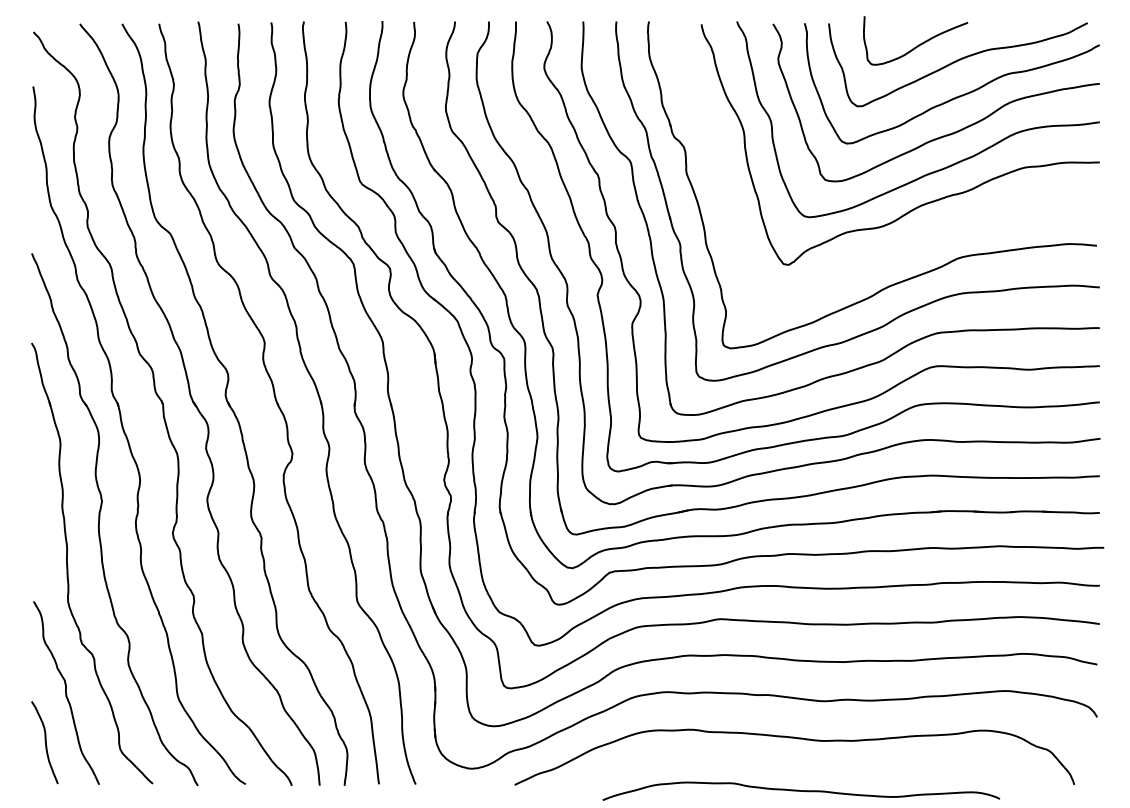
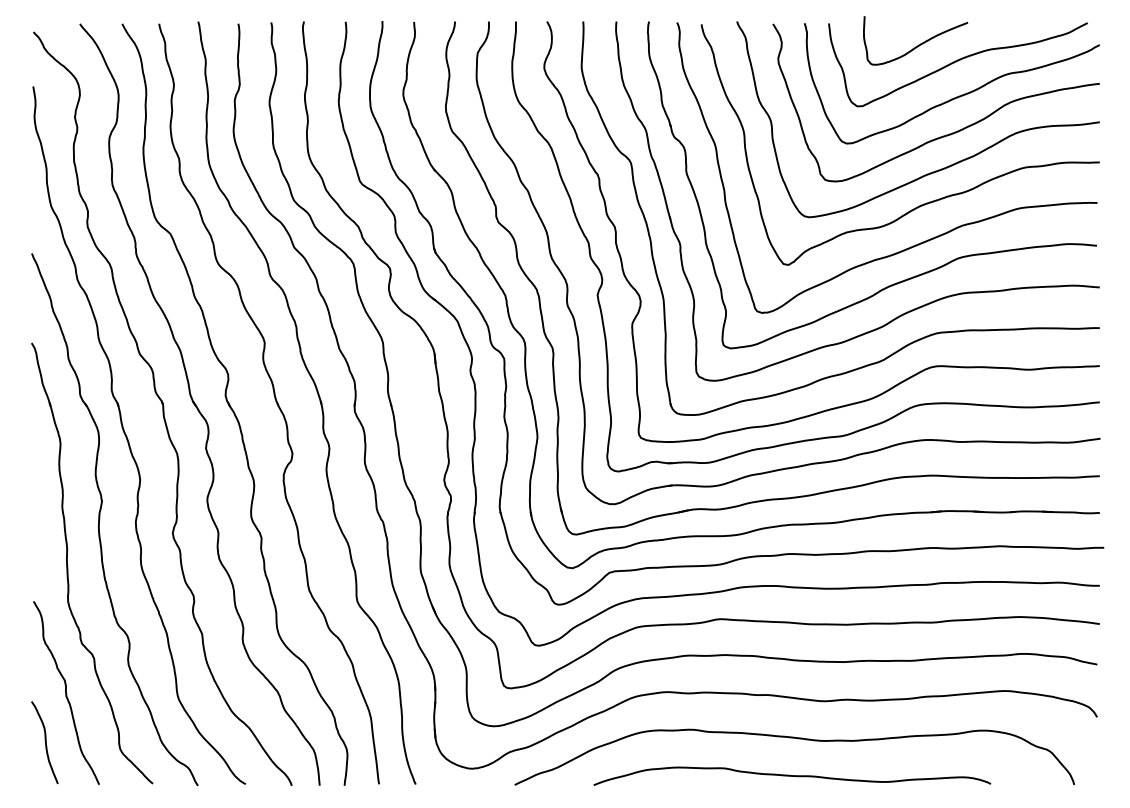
curve: none -> present (915, 244)
curve position: (801, 790) -> (792, 775) (792, 775)
